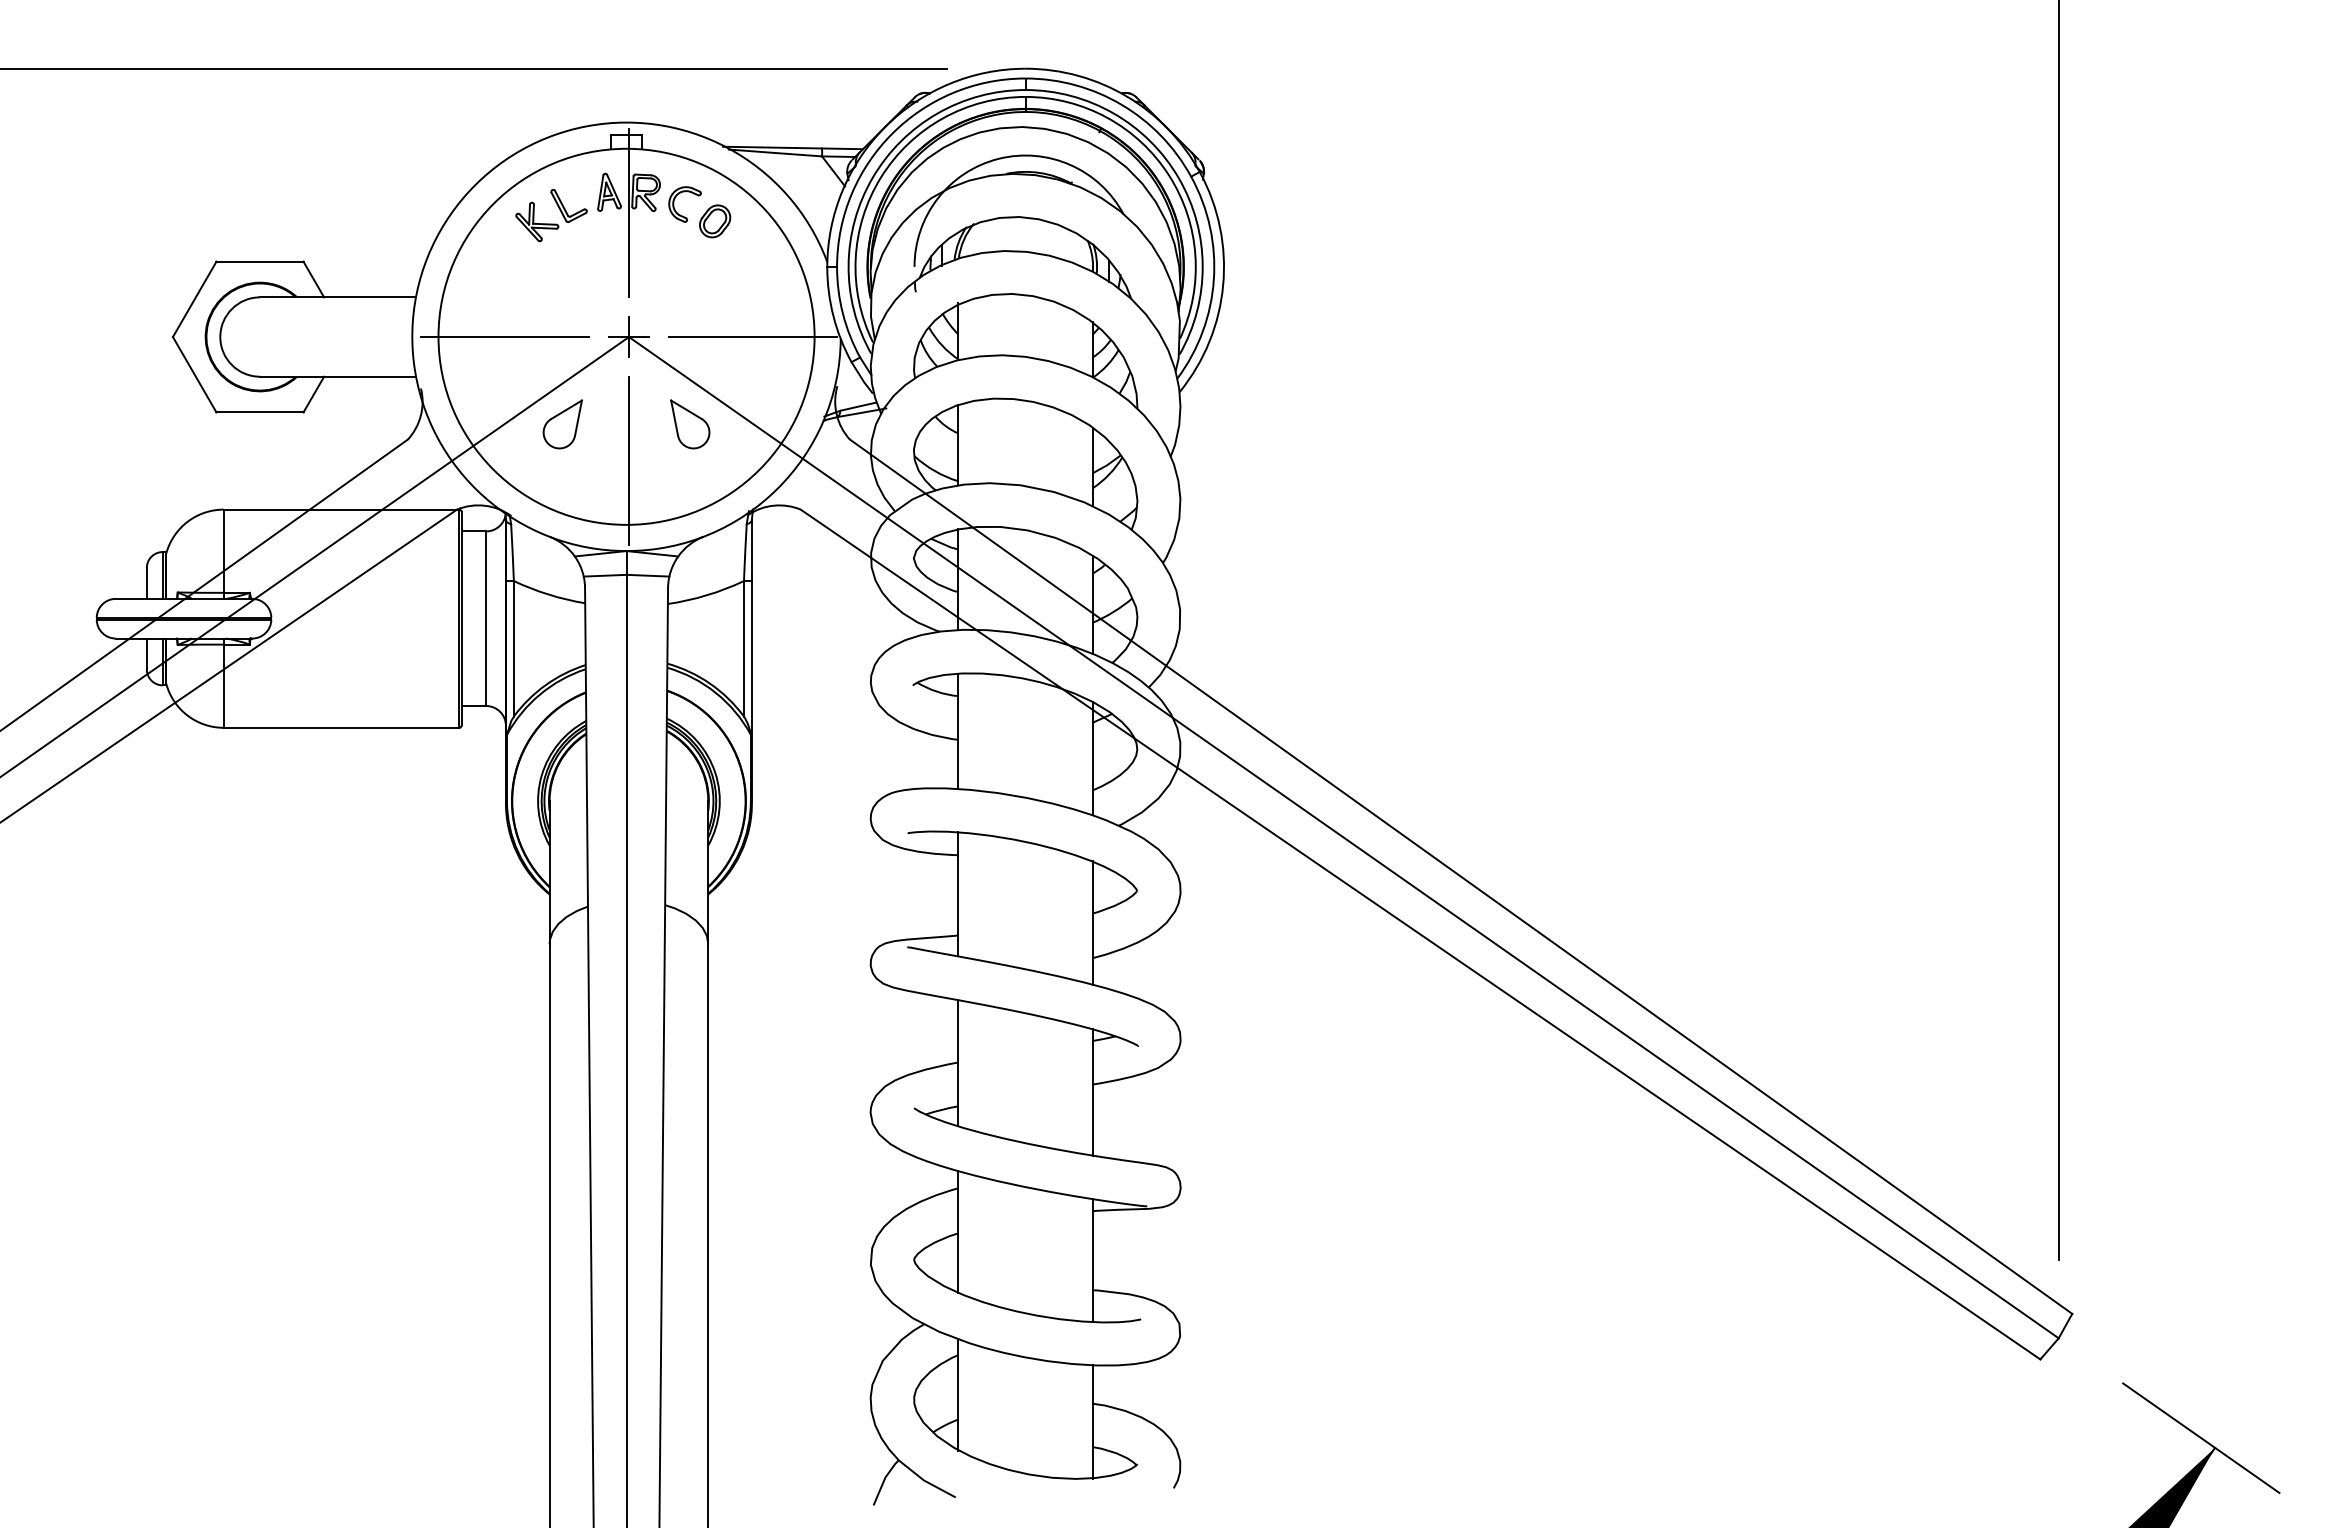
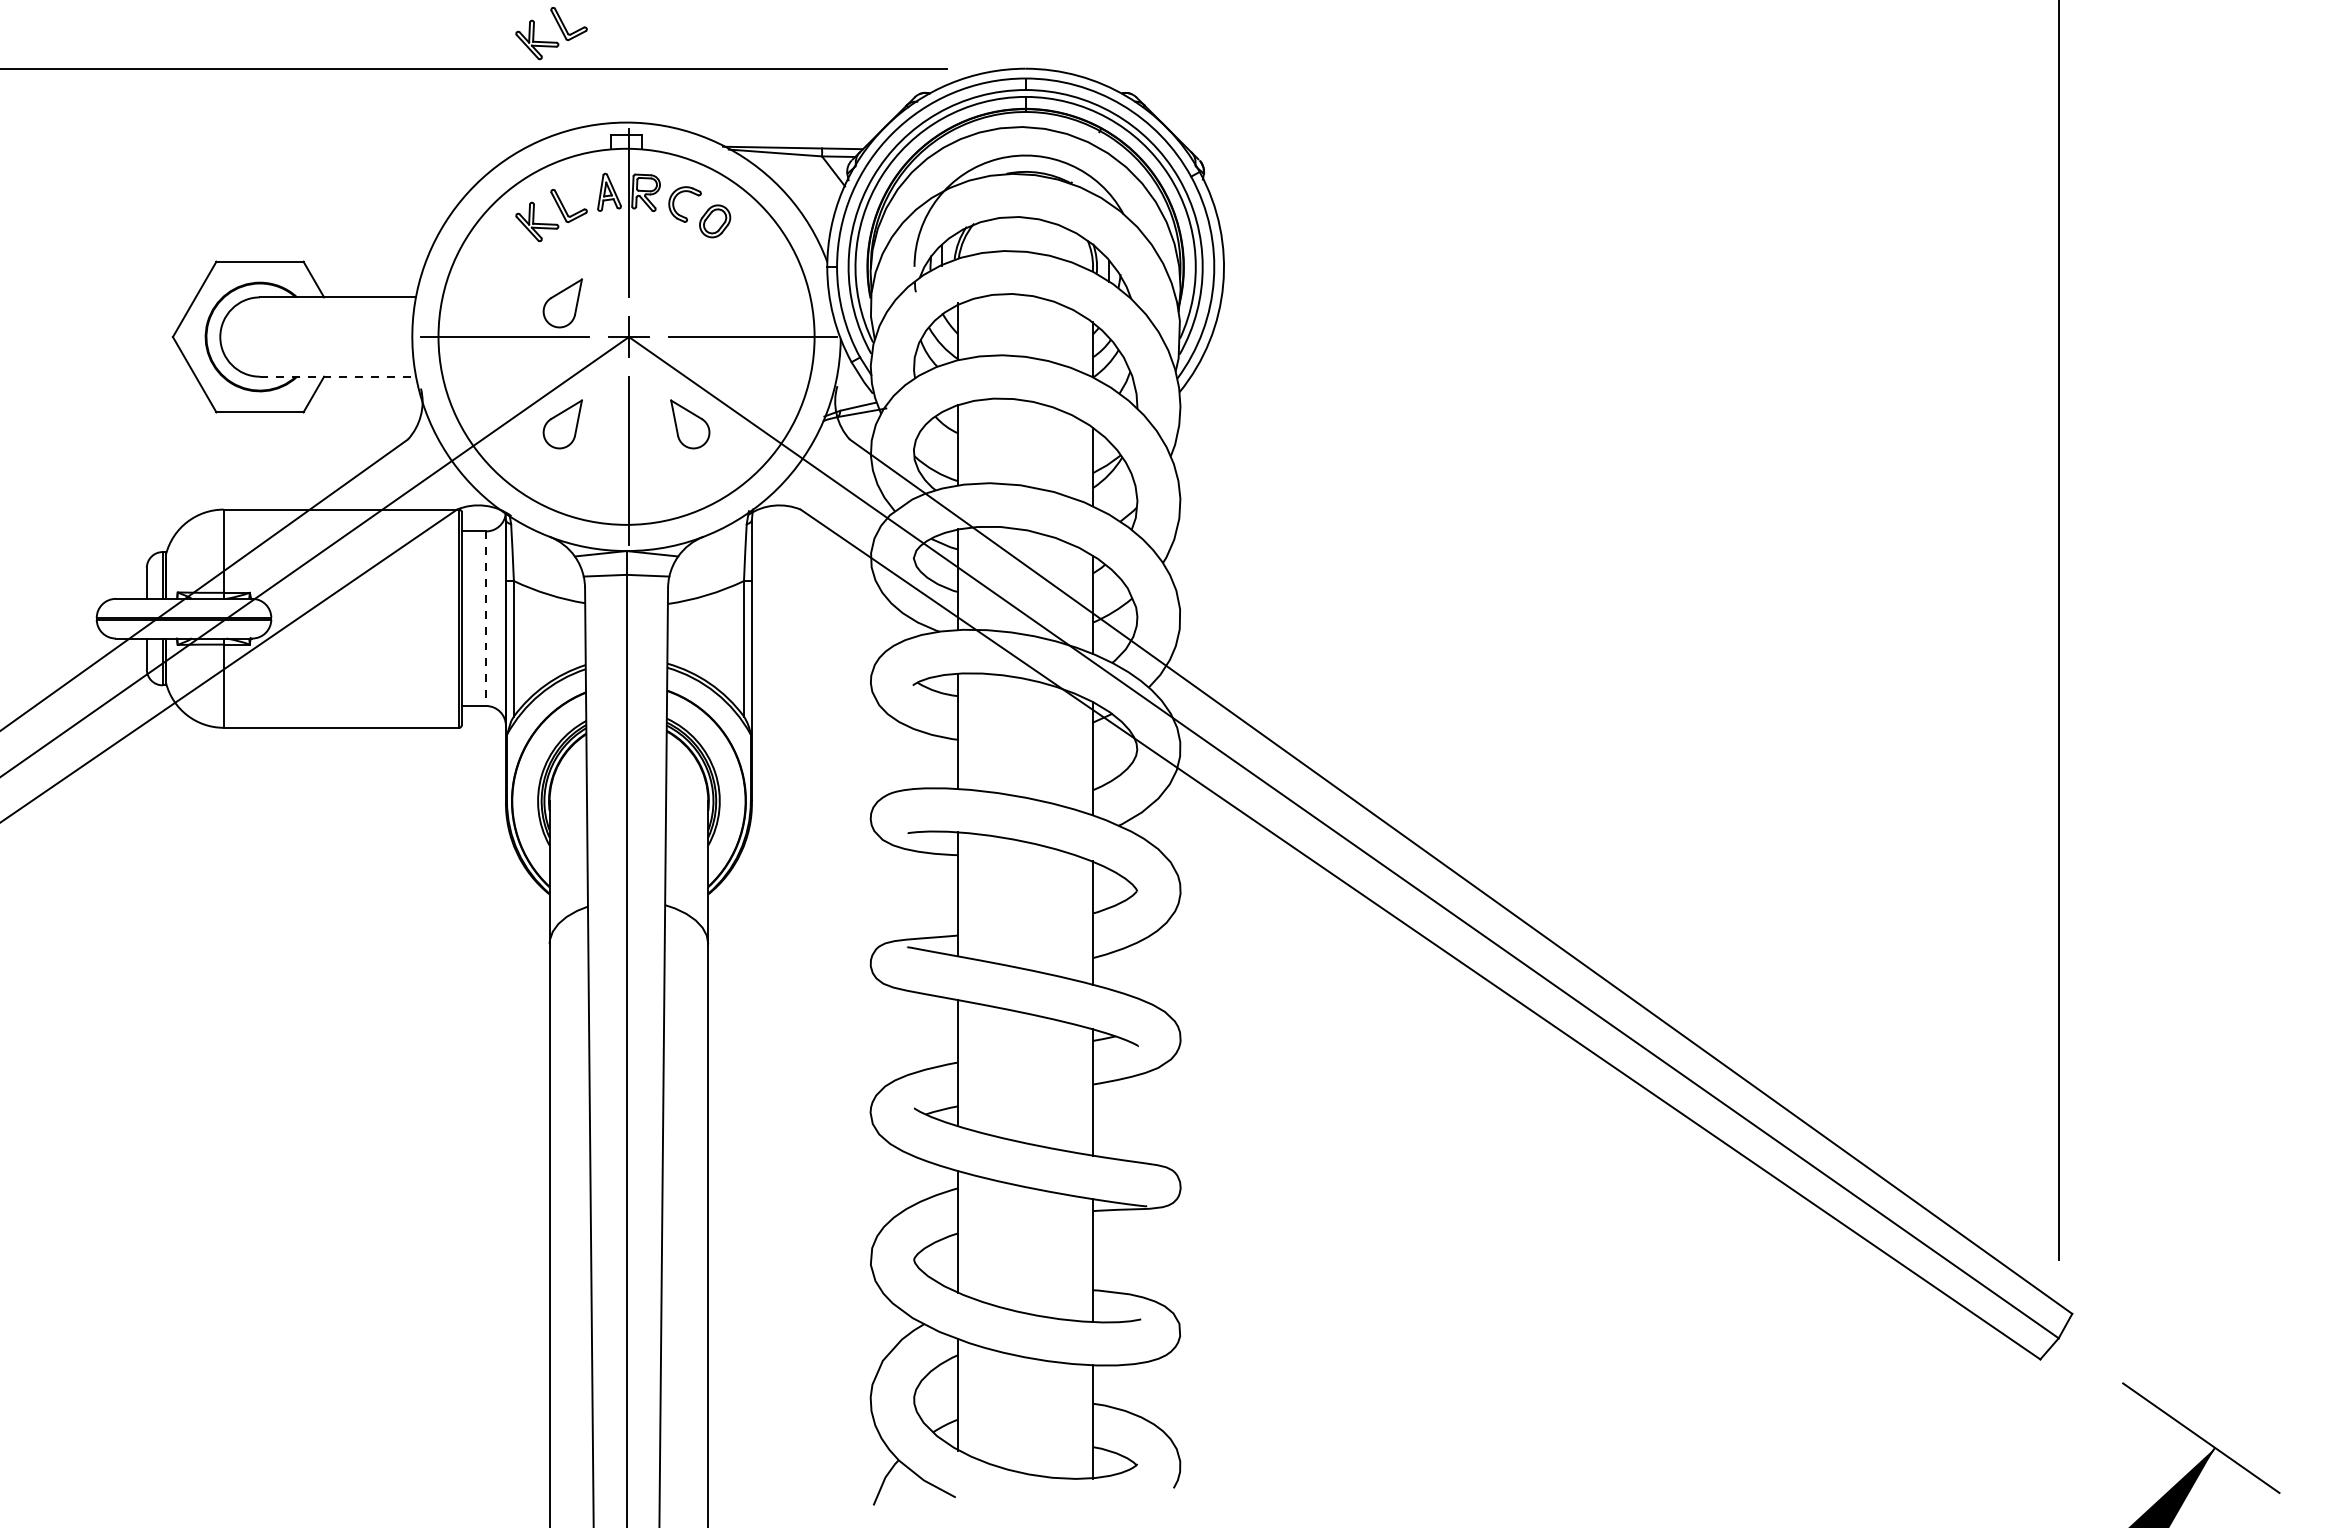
part: none -> present (551, 41)
part: none -> present (562, 303)
line: solid -> dashed (338, 376)
line: solid -> dashed (486, 619)
